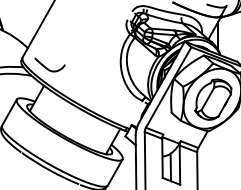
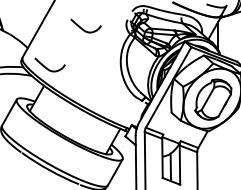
part: none -> present (85, 25)
